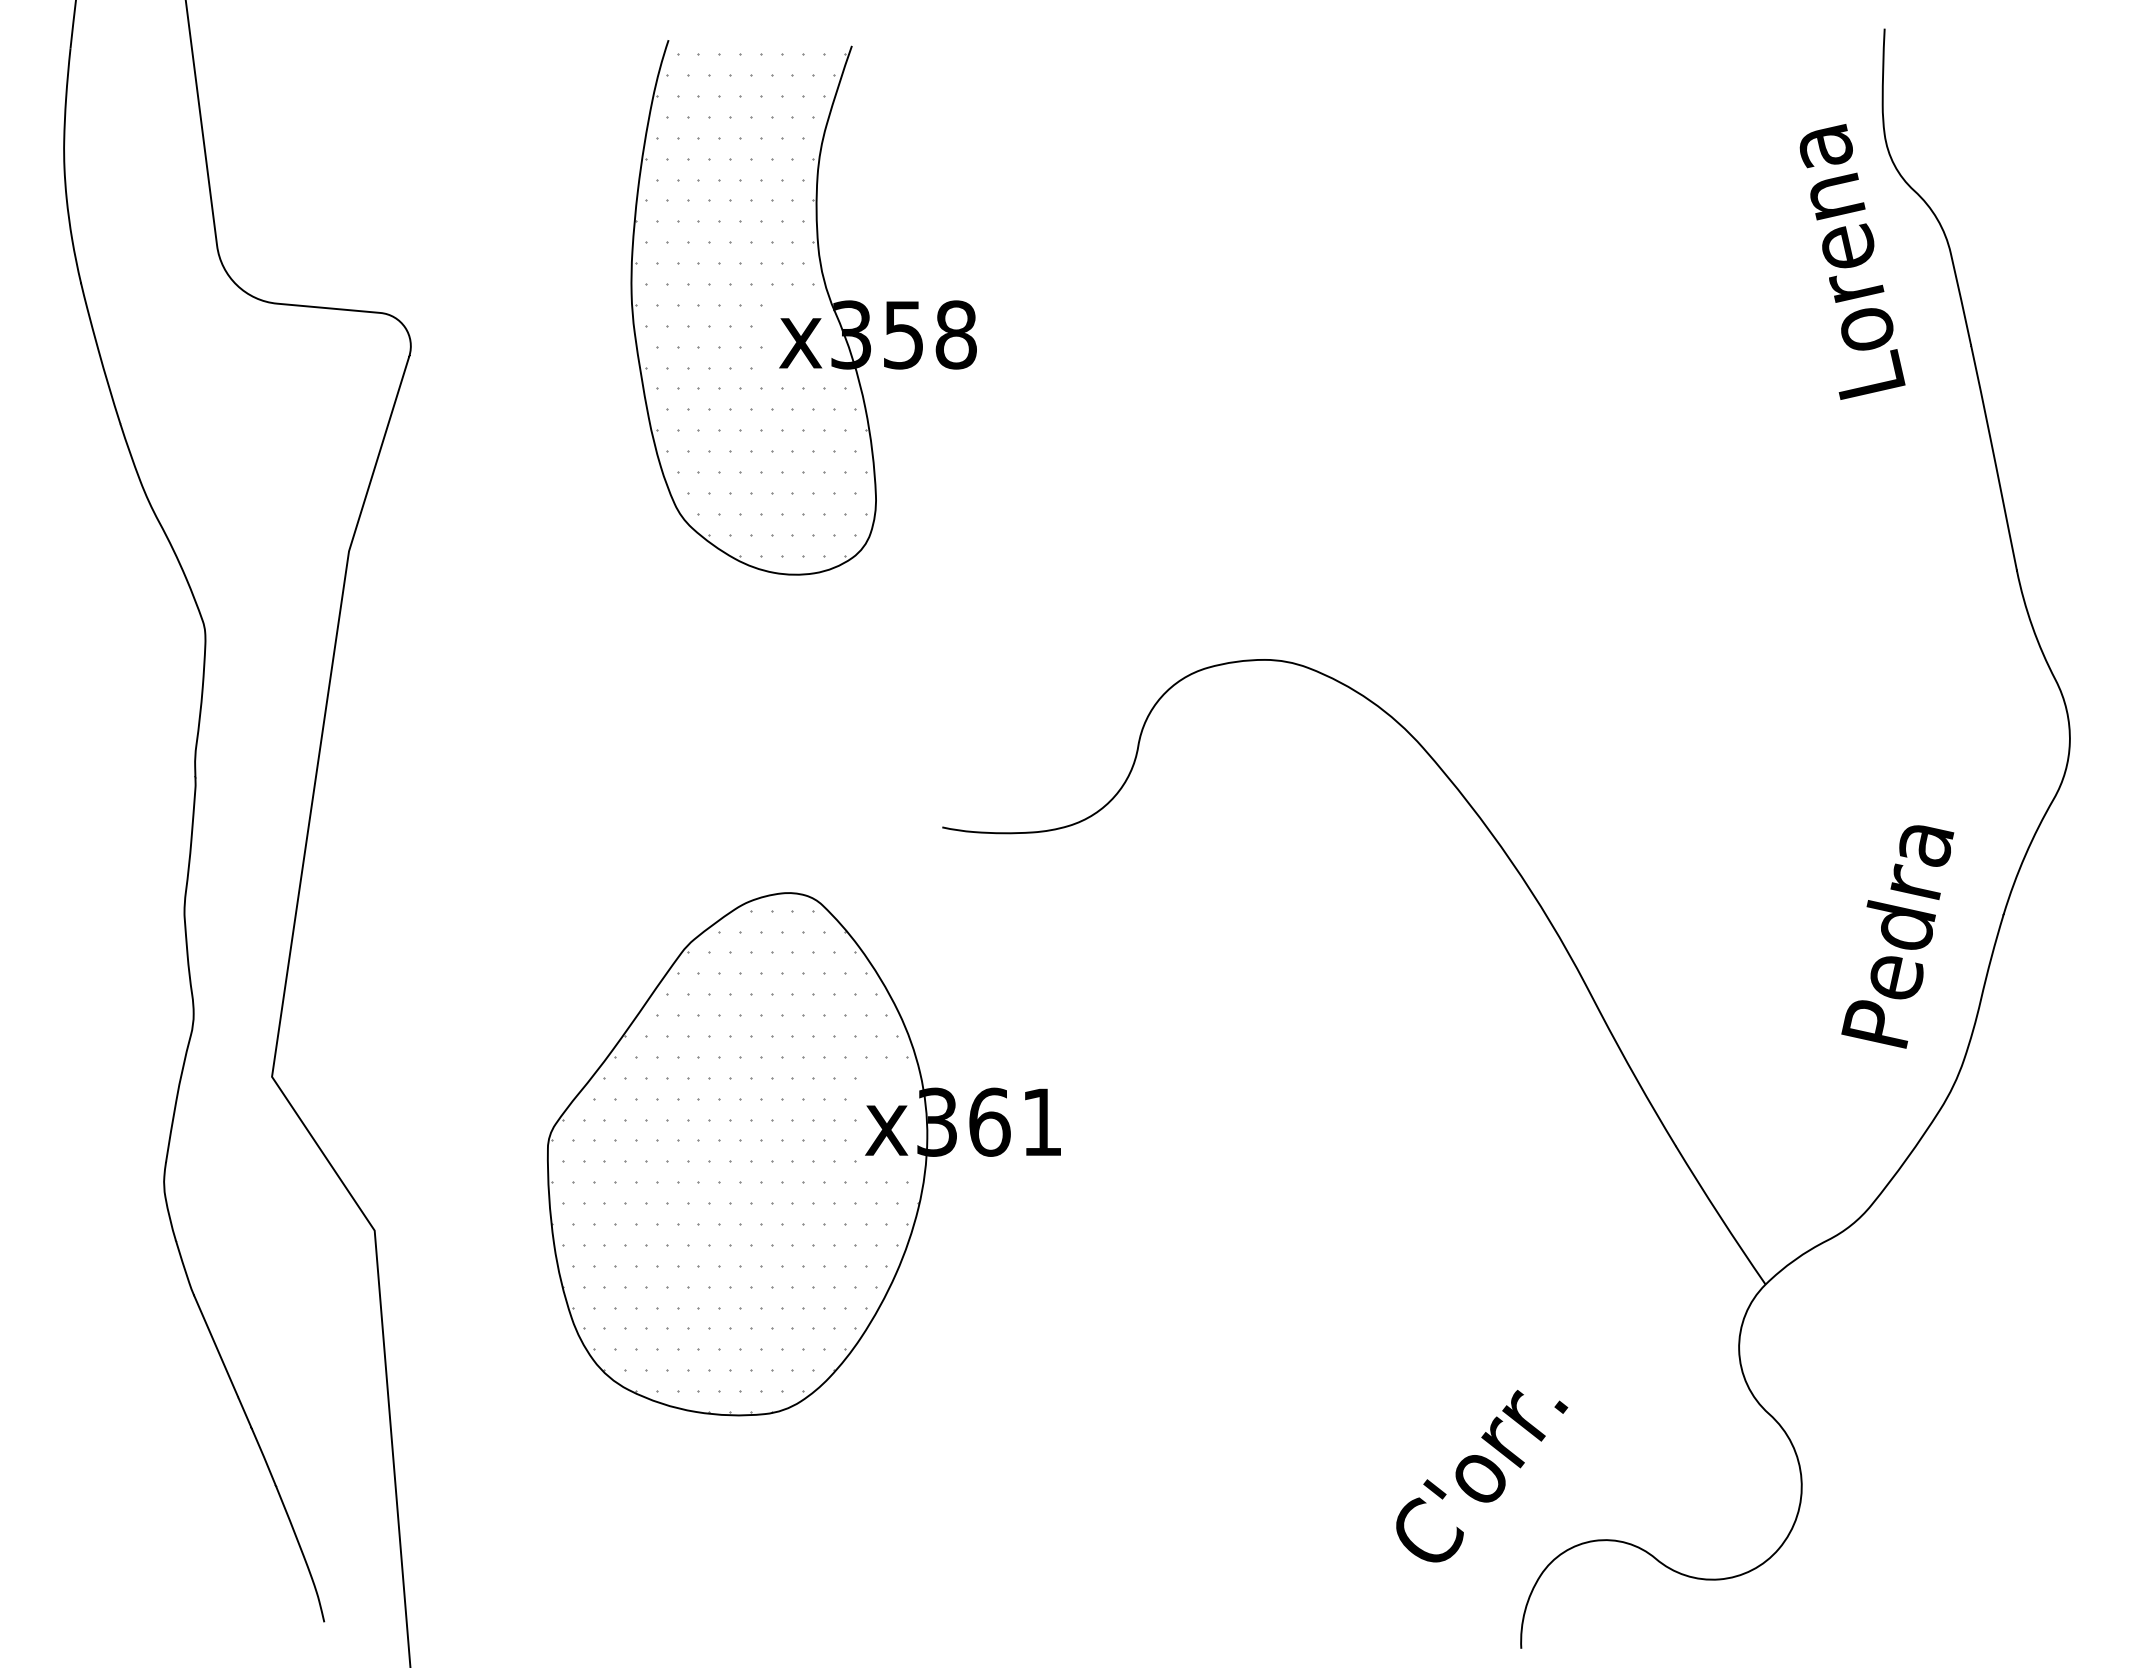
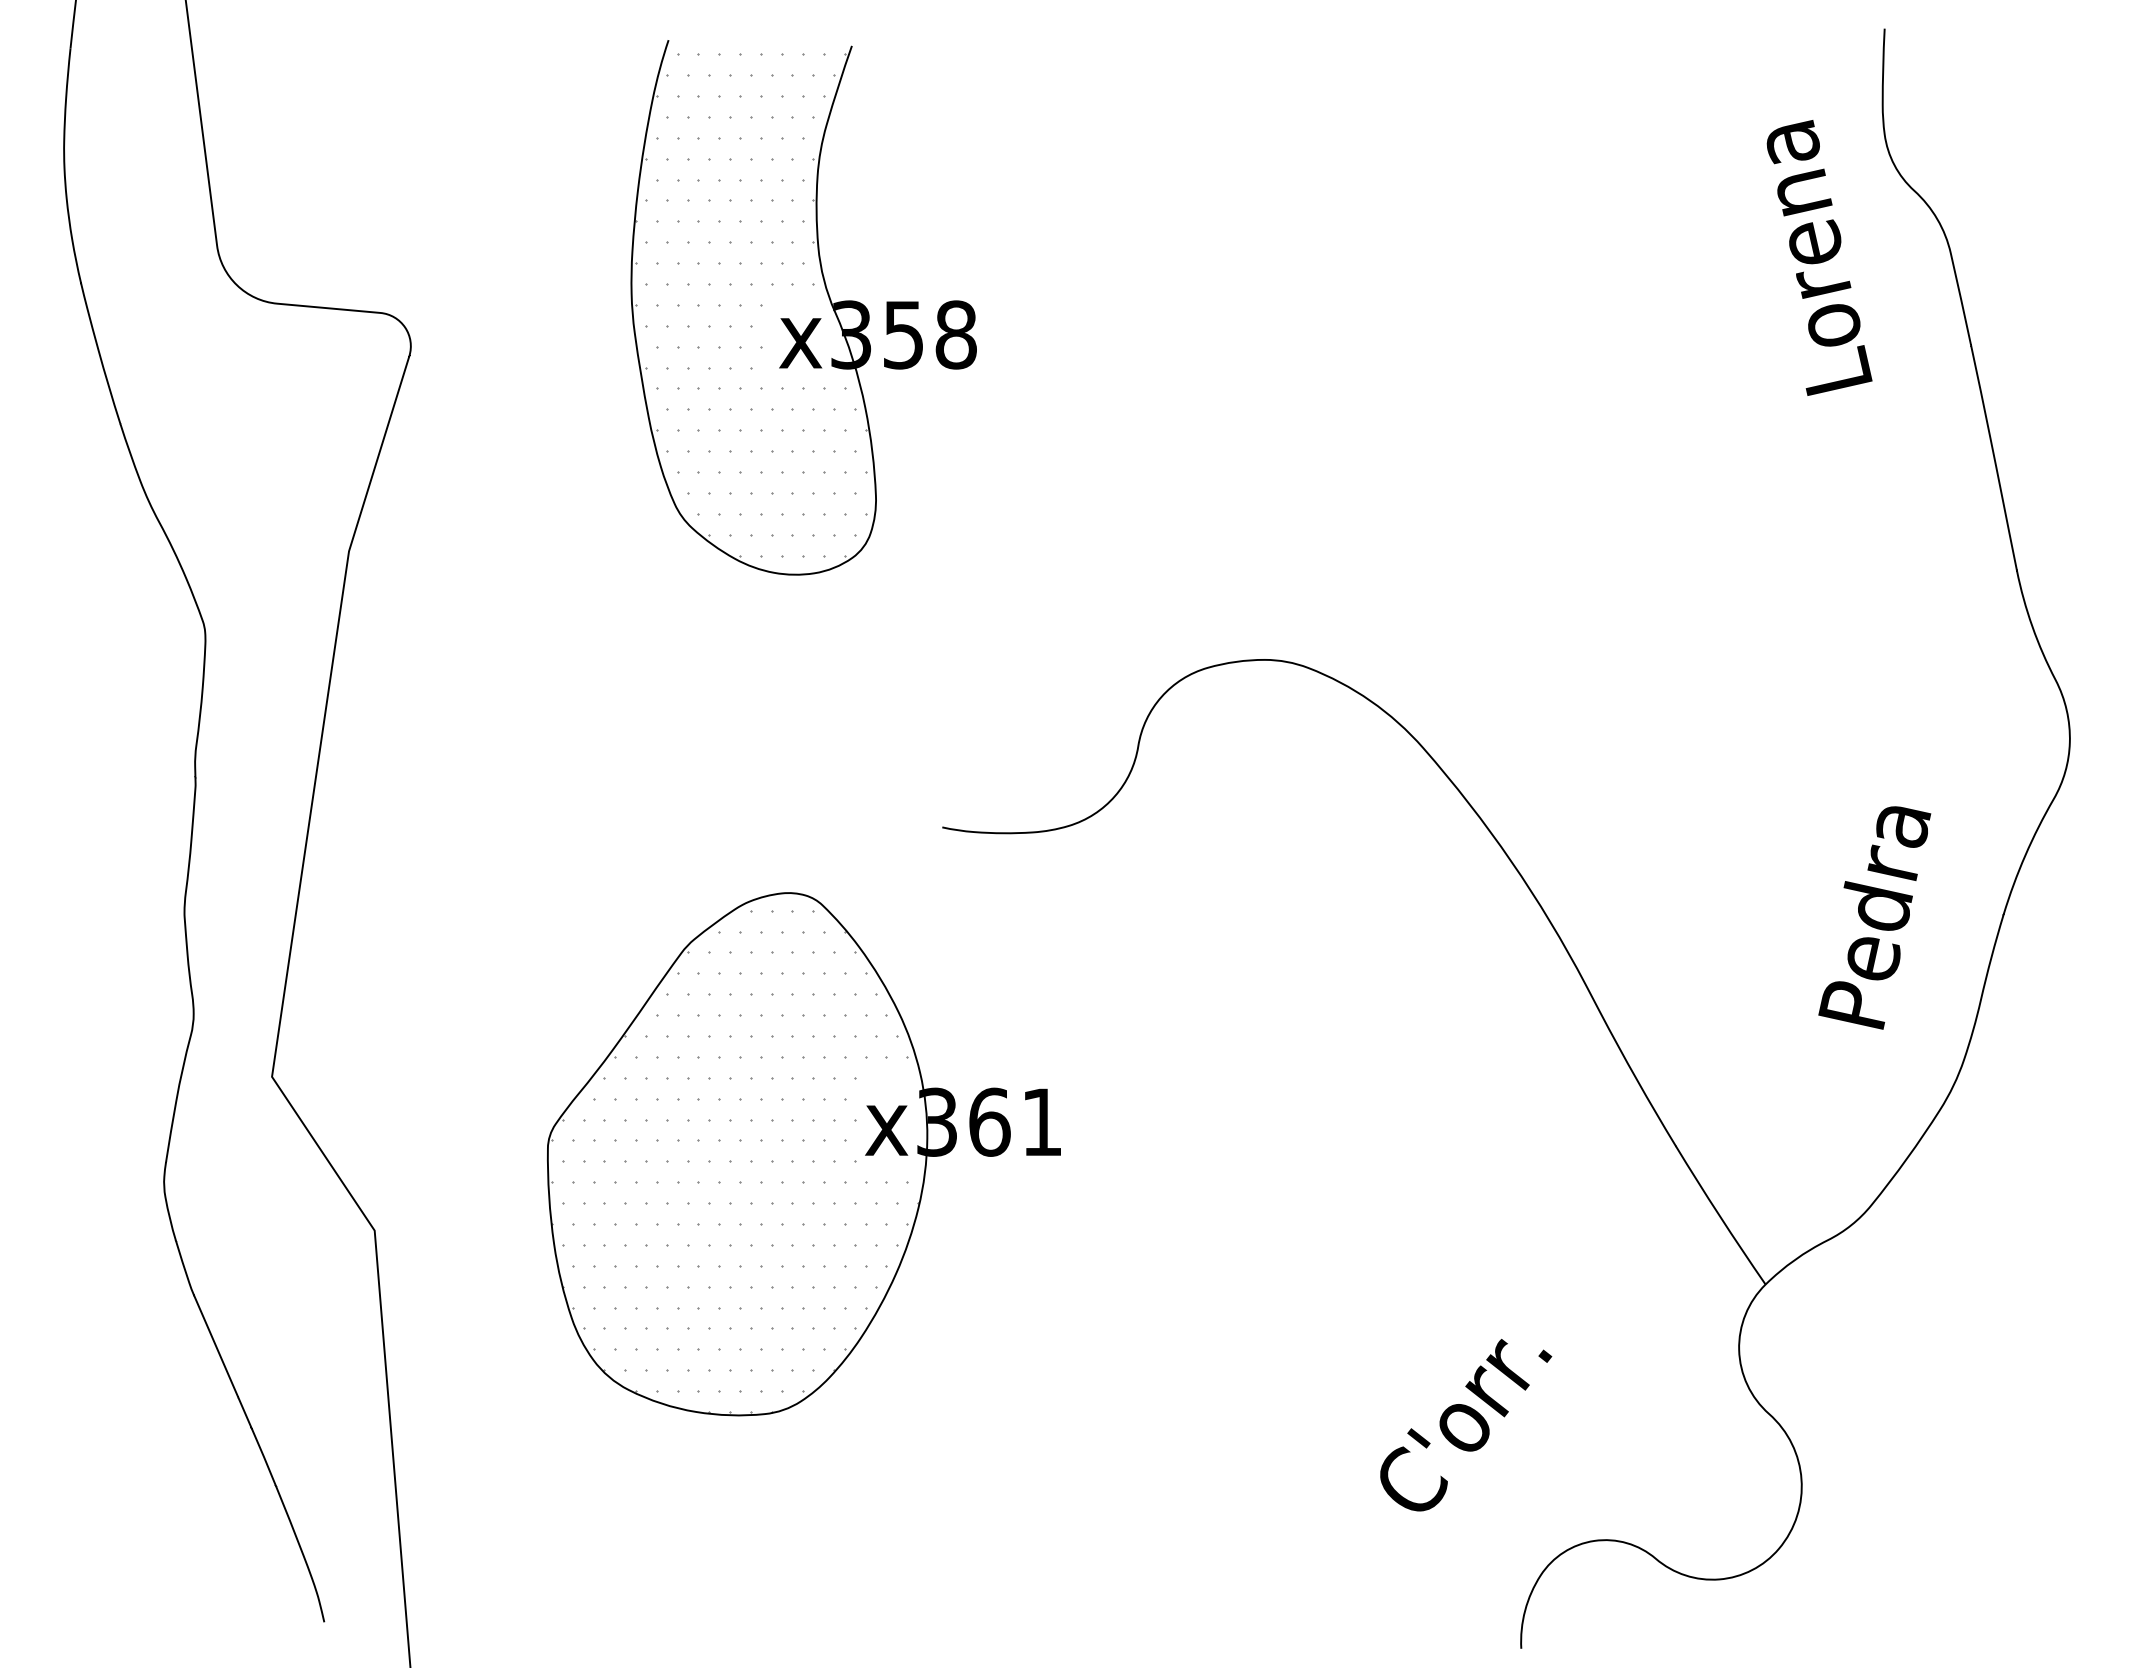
text position: (1852, 261) -> (1819, 257) (1819, 257)
text position: (1897, 936) -> (1874, 917) (1874, 917)
text position: (1482, 1476) -> (1466, 1425) (1466, 1425)
